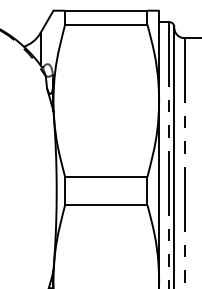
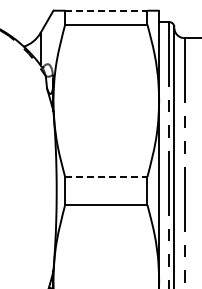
line: solid -> dashed (106, 10)
line: solid -> dashed (106, 177)
